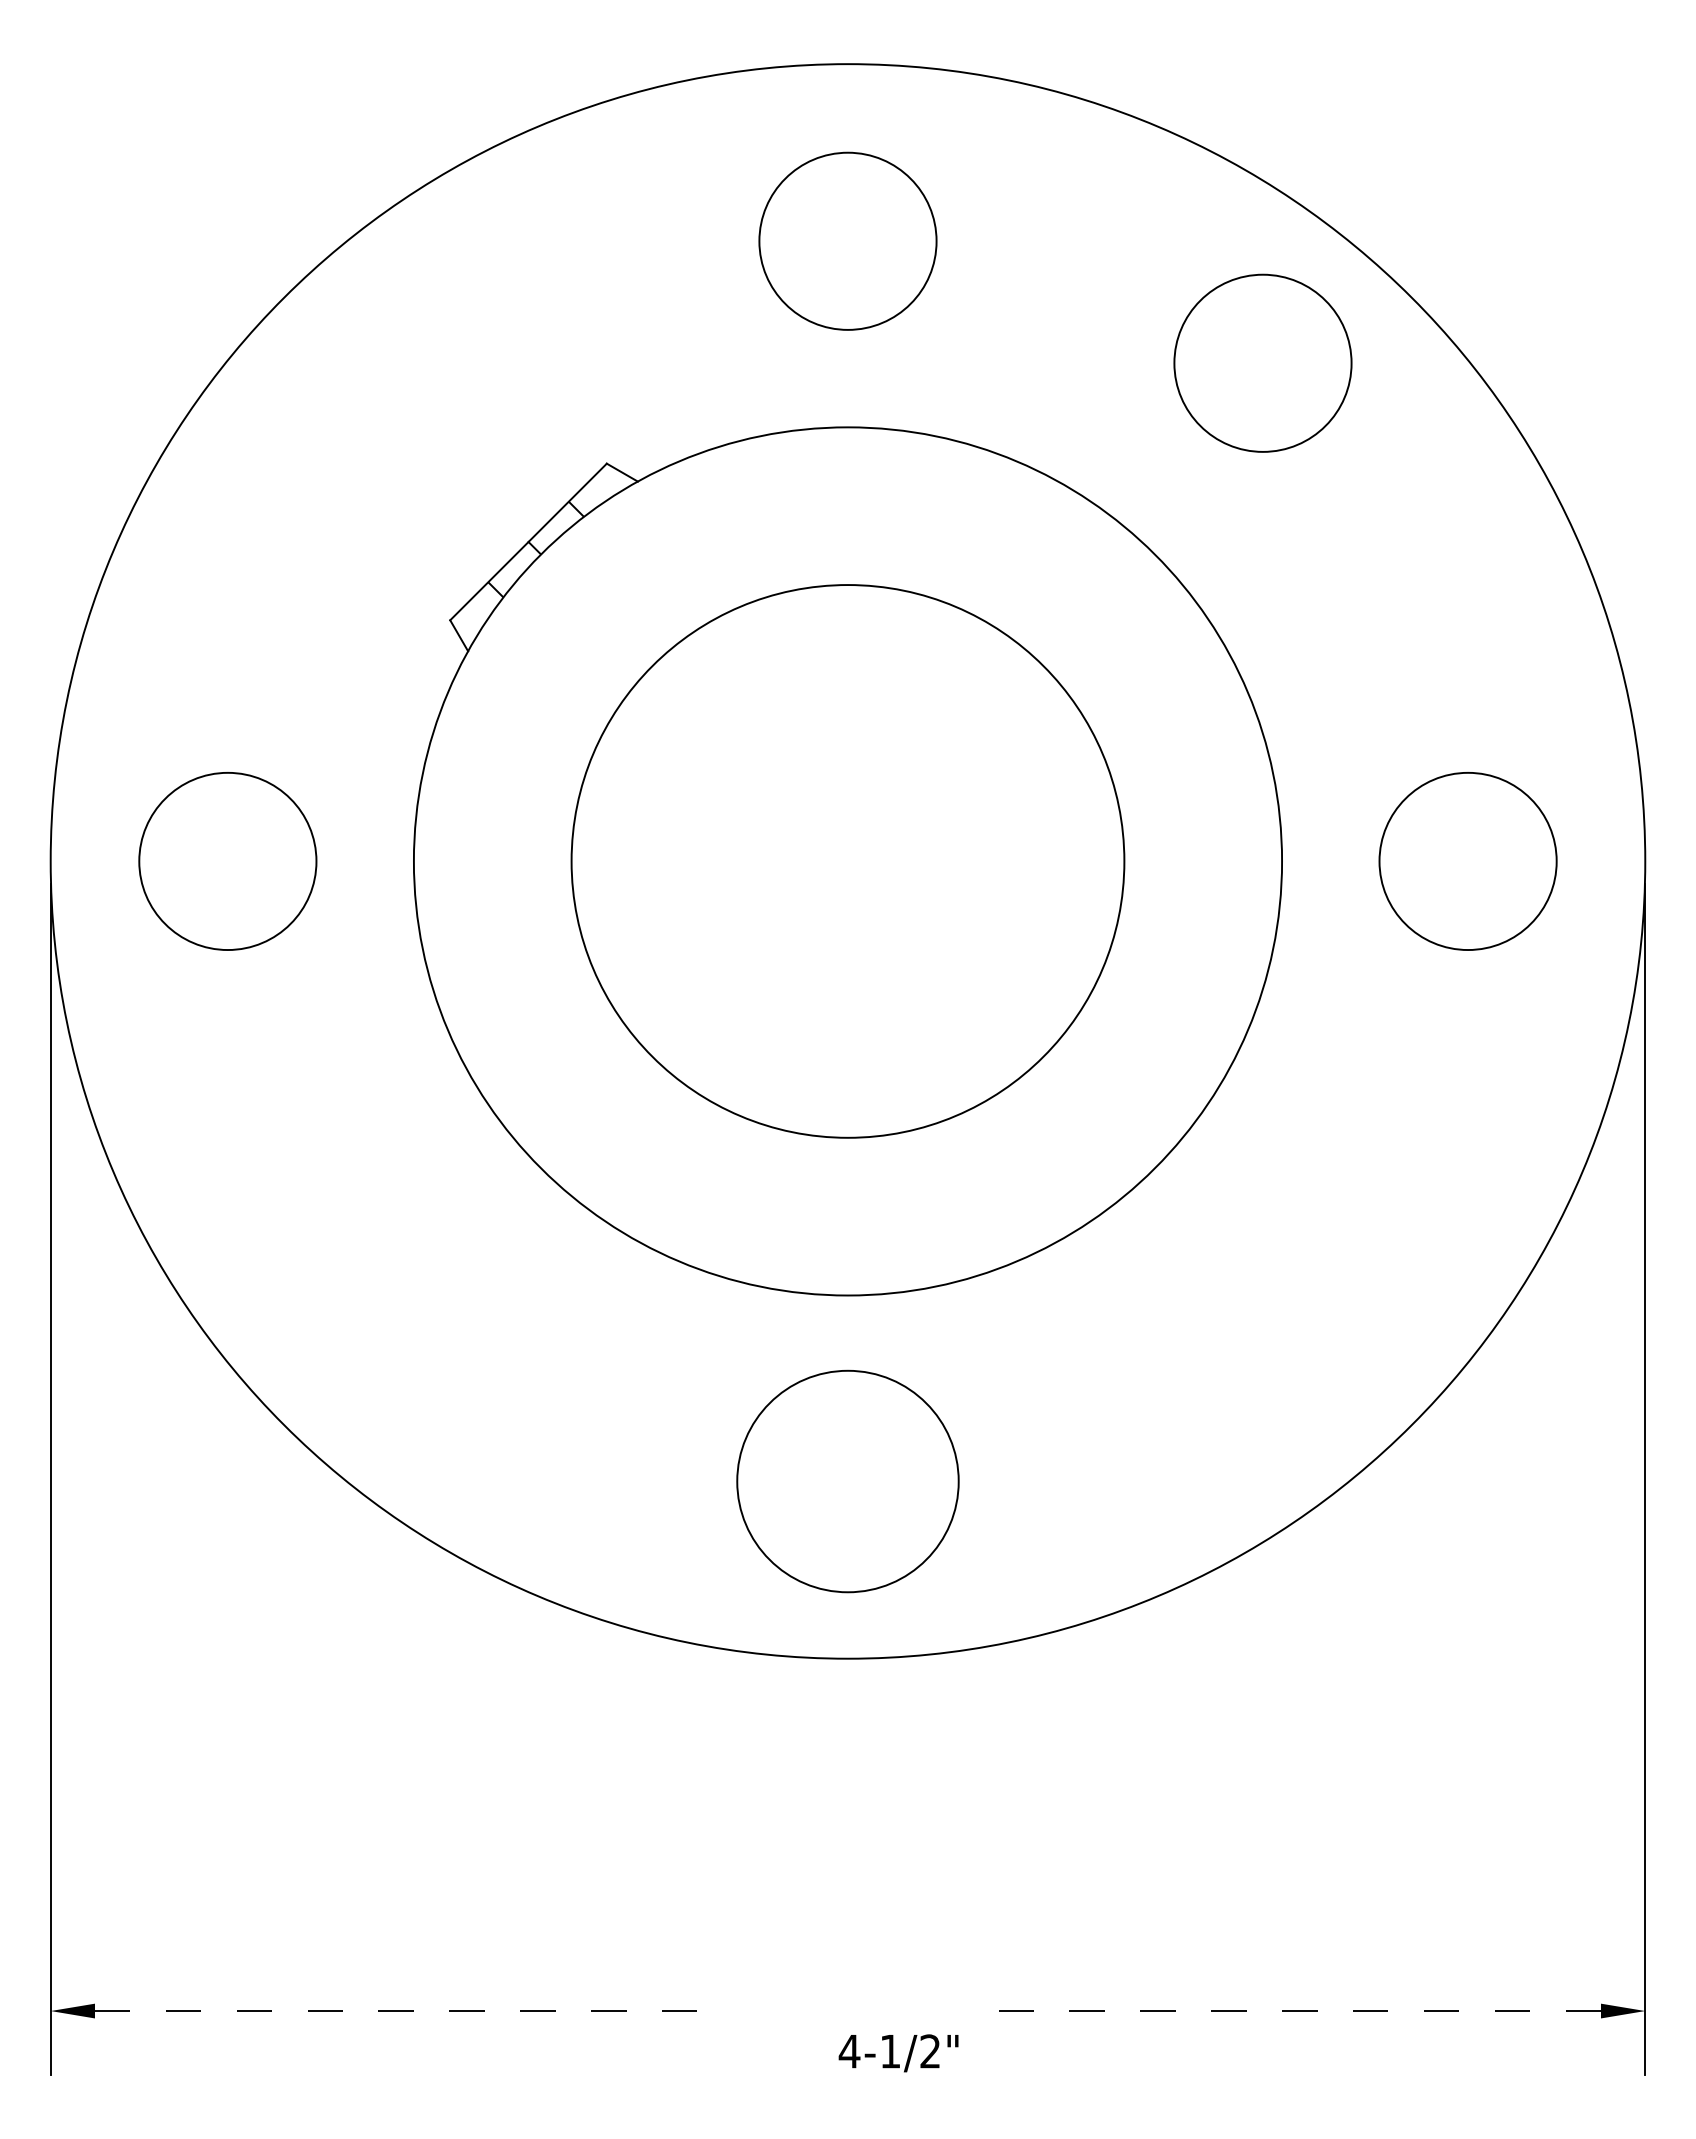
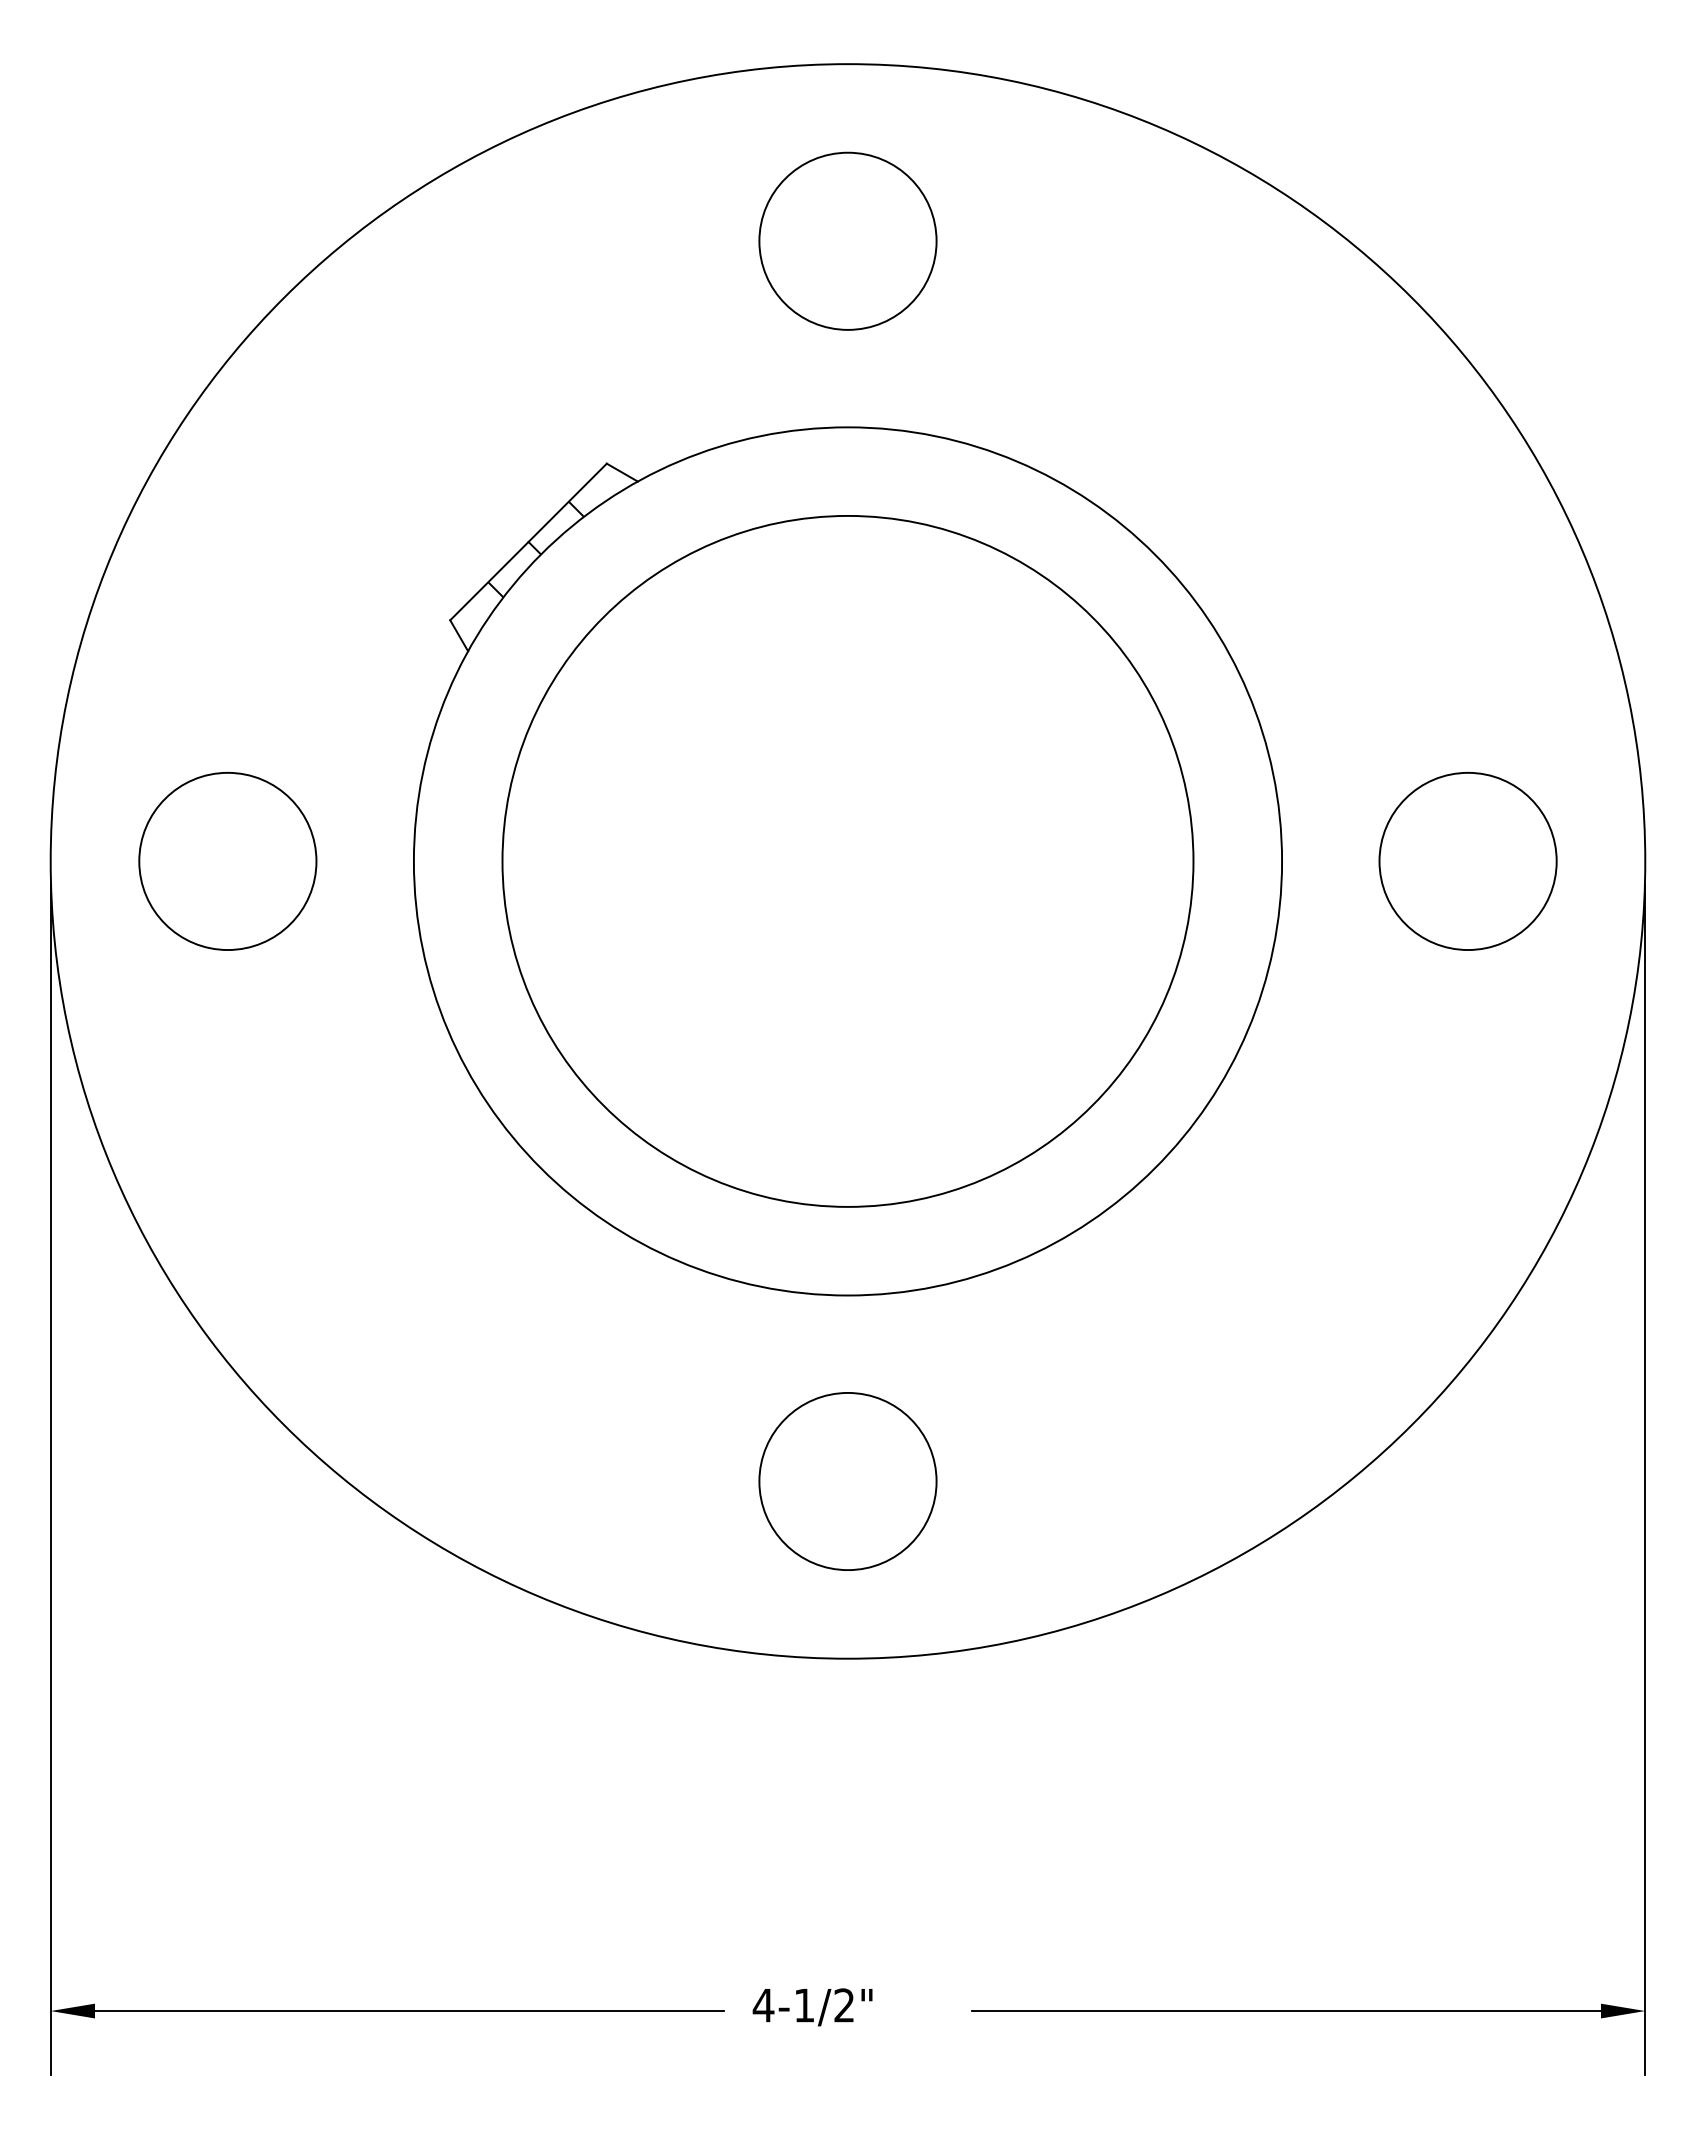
circle: present -> none (1262, 362)
circle diameter: 553 px -> 691 px (847, 860)
circle diameter: 221 px -> 177 px (847, 1481)
line: dashed -> solid (409, 2011)
line: dashed -> solid (1286, 2011)
text position: (898, 2053) -> (812, 2007) (812, 2007)
